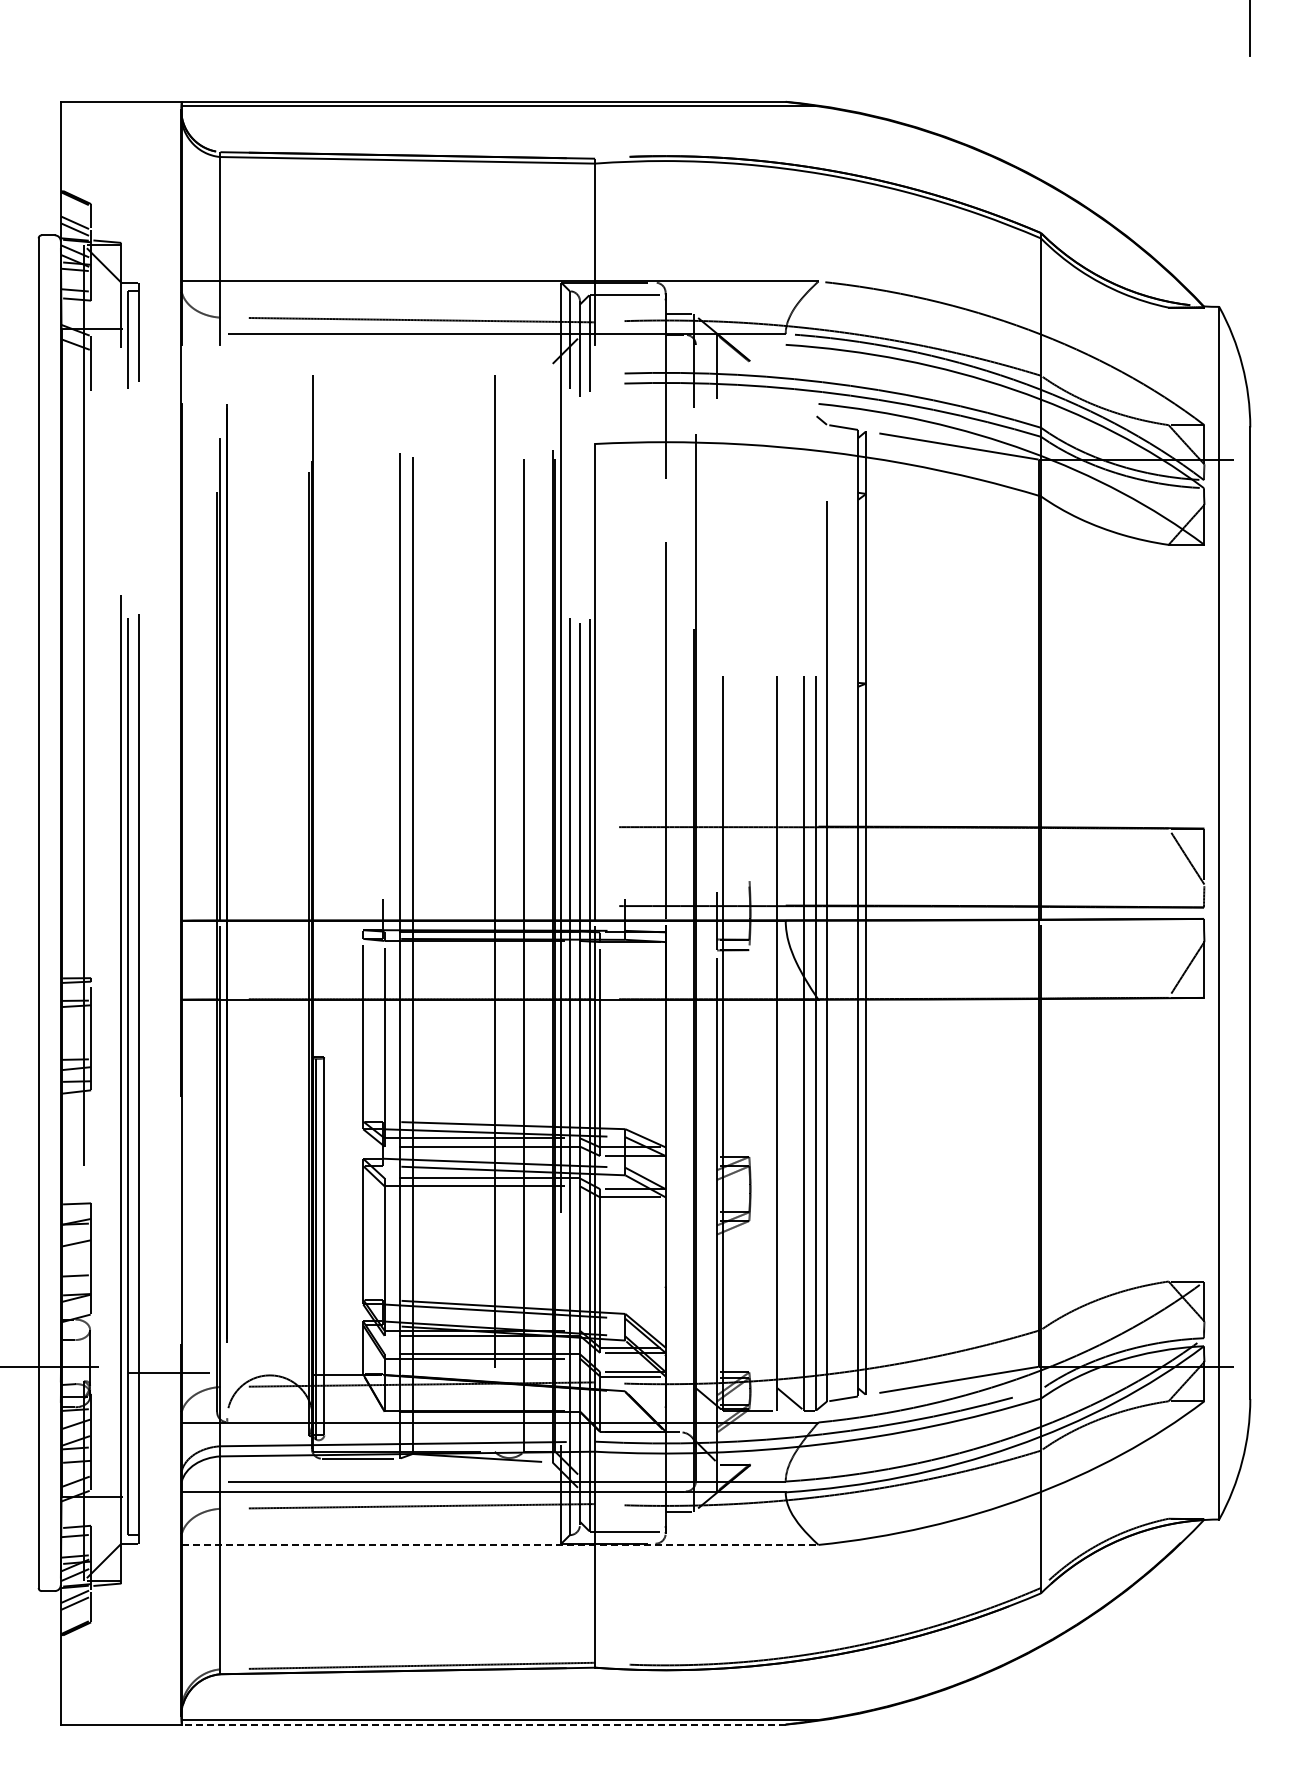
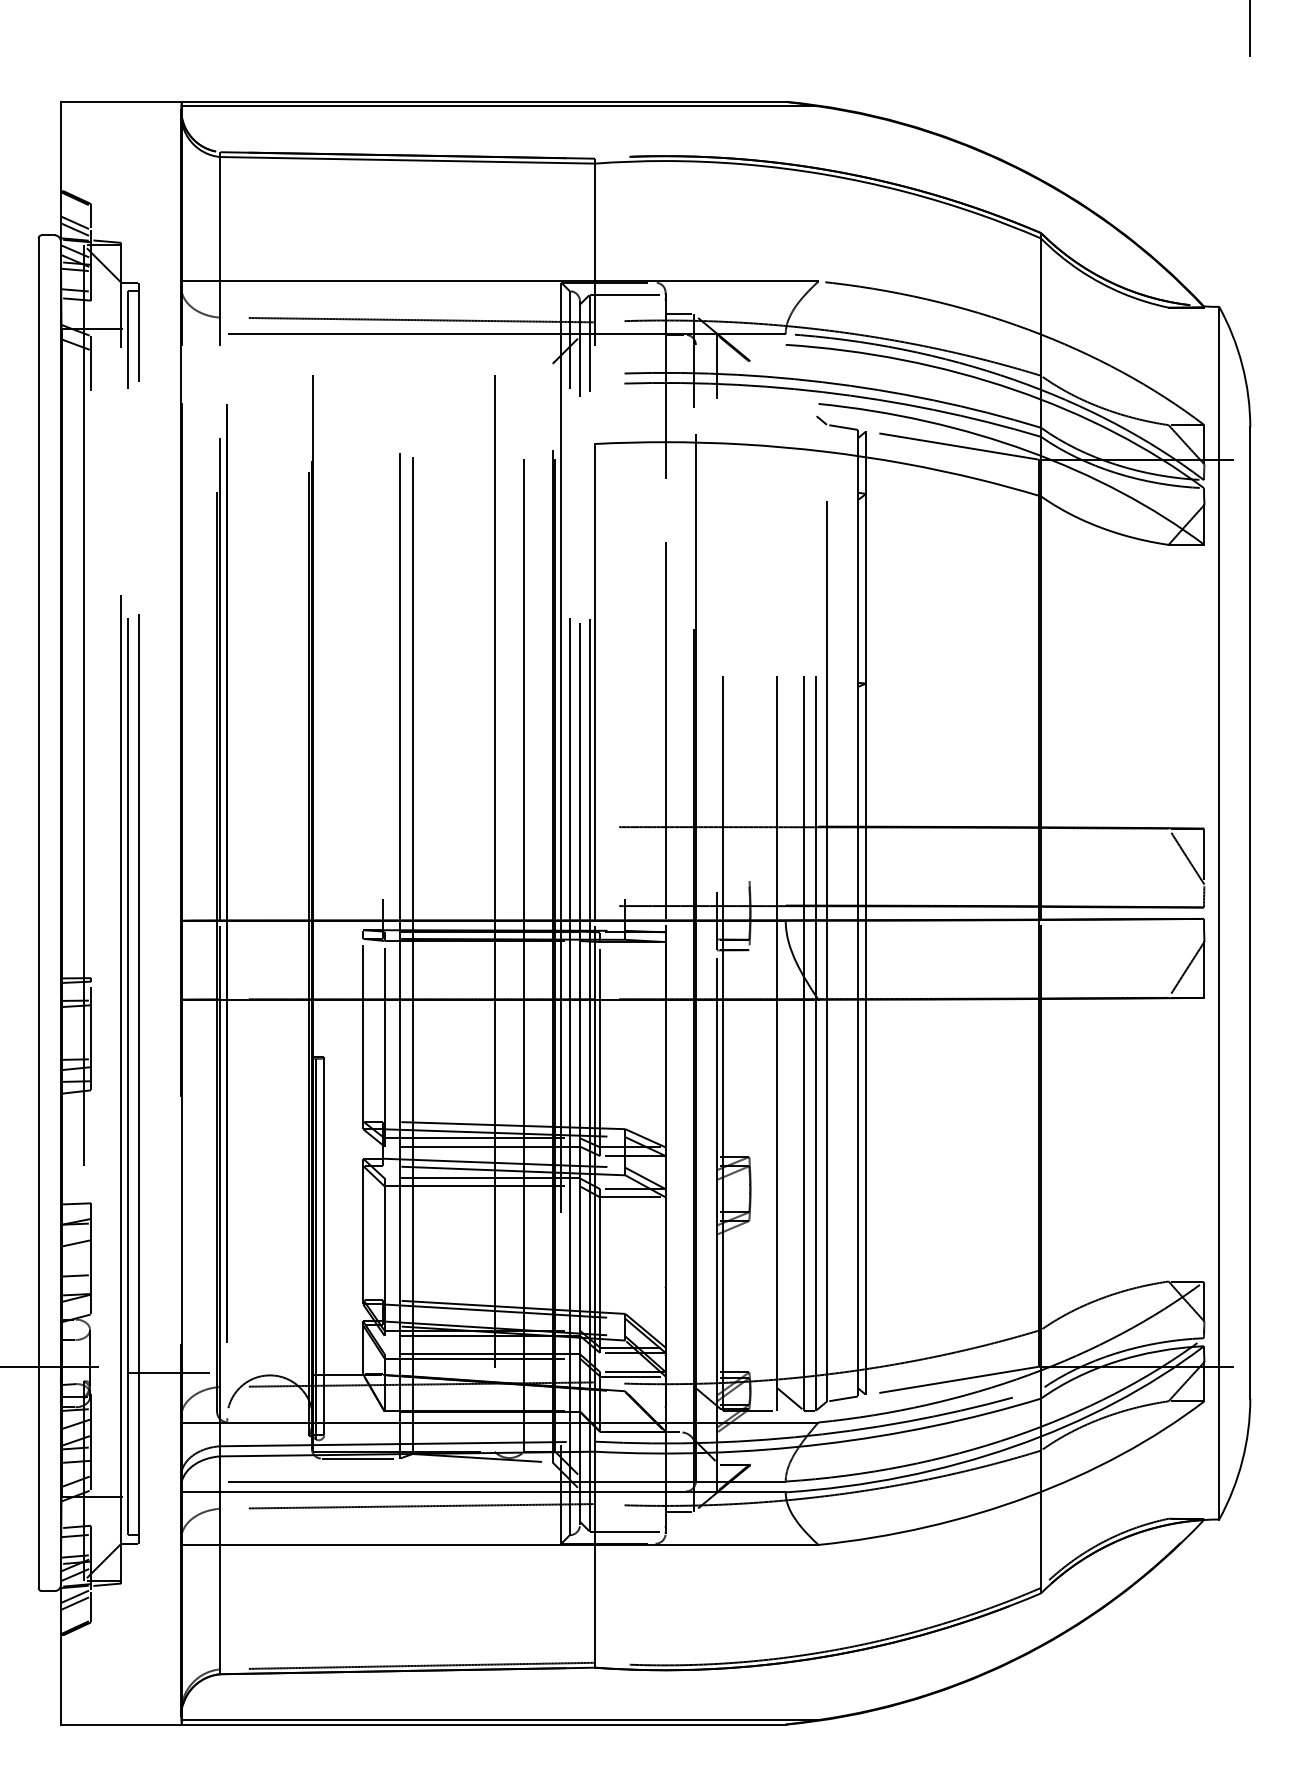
line: dashed -> solid (500, 1544)
line: dashed -> solid (483, 1724)
